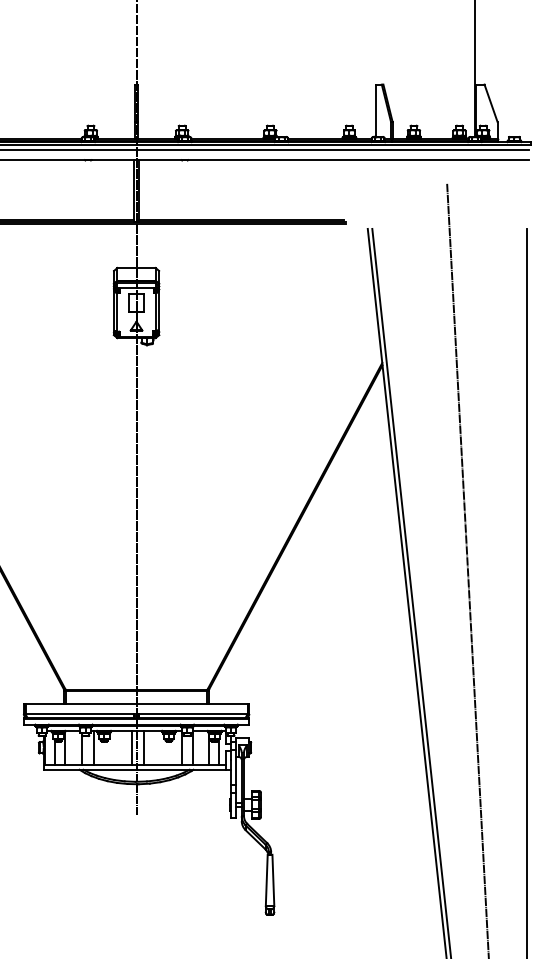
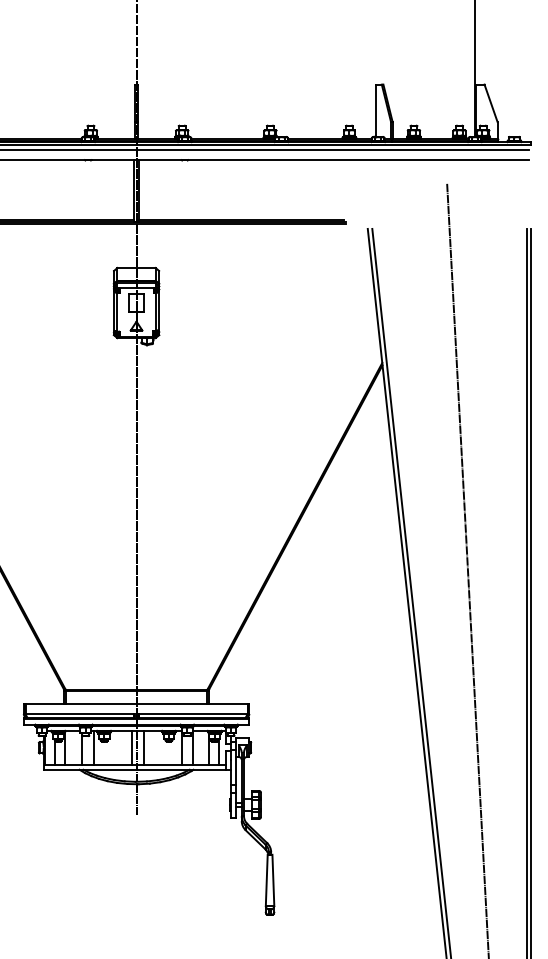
line: none -> present (531, 591)
